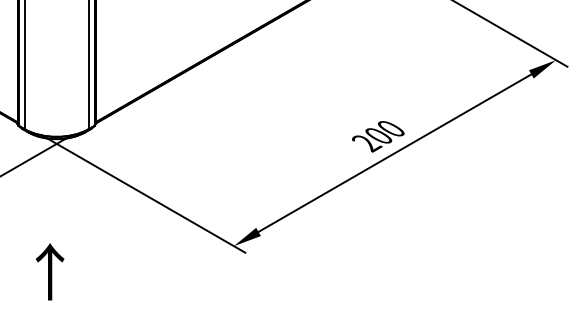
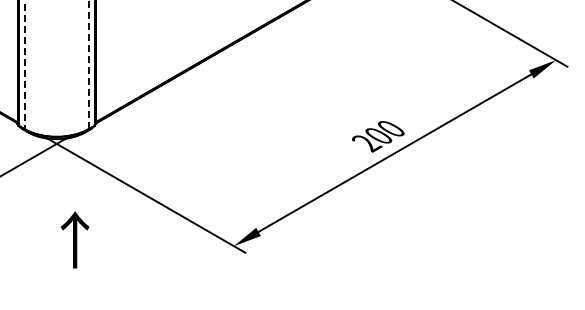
line: solid -> dashed (88, 64)
line: solid -> dashed (24, 65)
text position: (50, 271) -> (75, 239) (75, 239)
